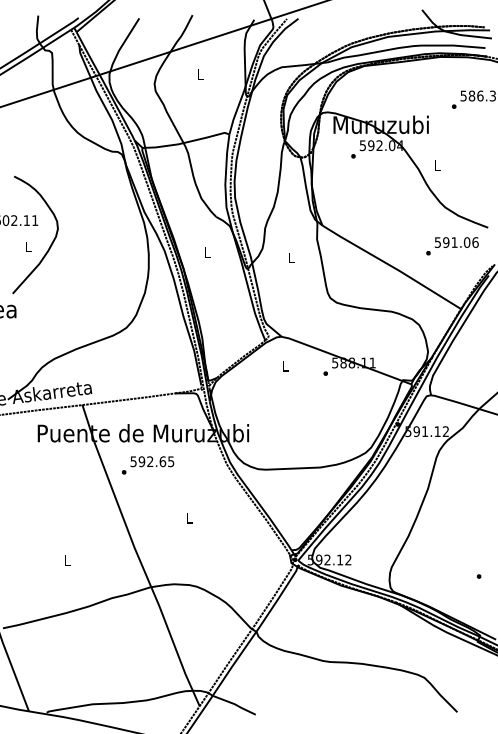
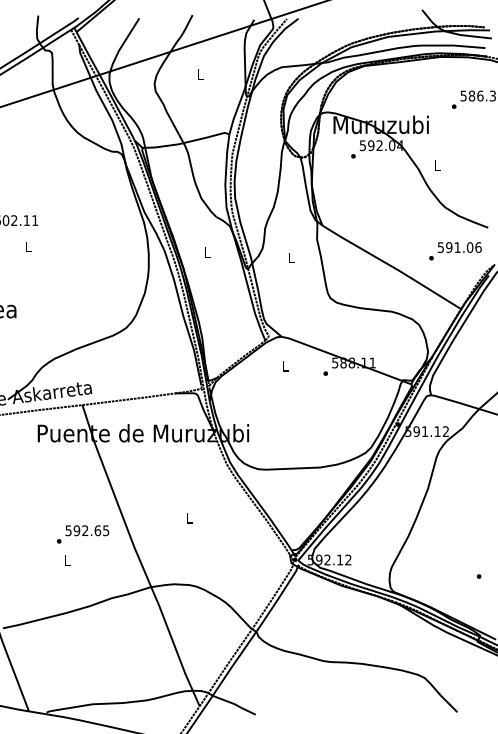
curve: present -> none (51, 242)
text position: (452, 246) -> (455, 251) (455, 251)
text position: (148, 465) -> (83, 534) (83, 534)
